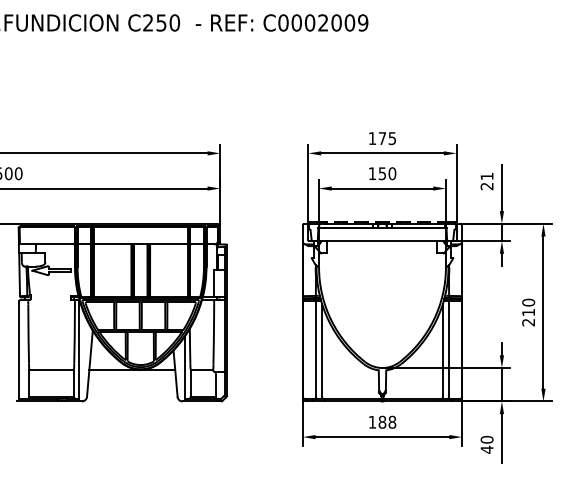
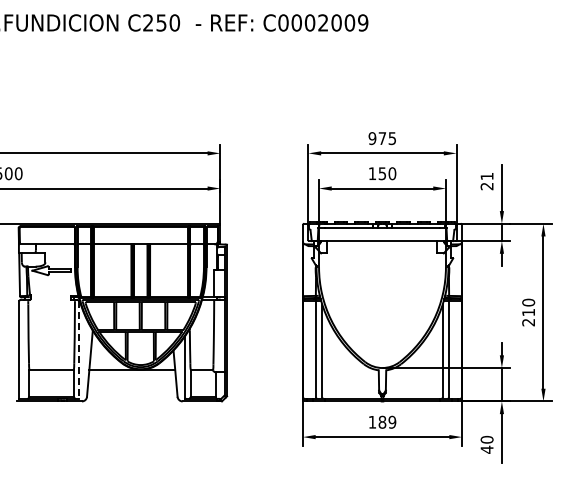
text: 175 -> 975 (372, 138)
line: solid -> dashed (79, 349)
text: 188 -> 189 (392, 422)
